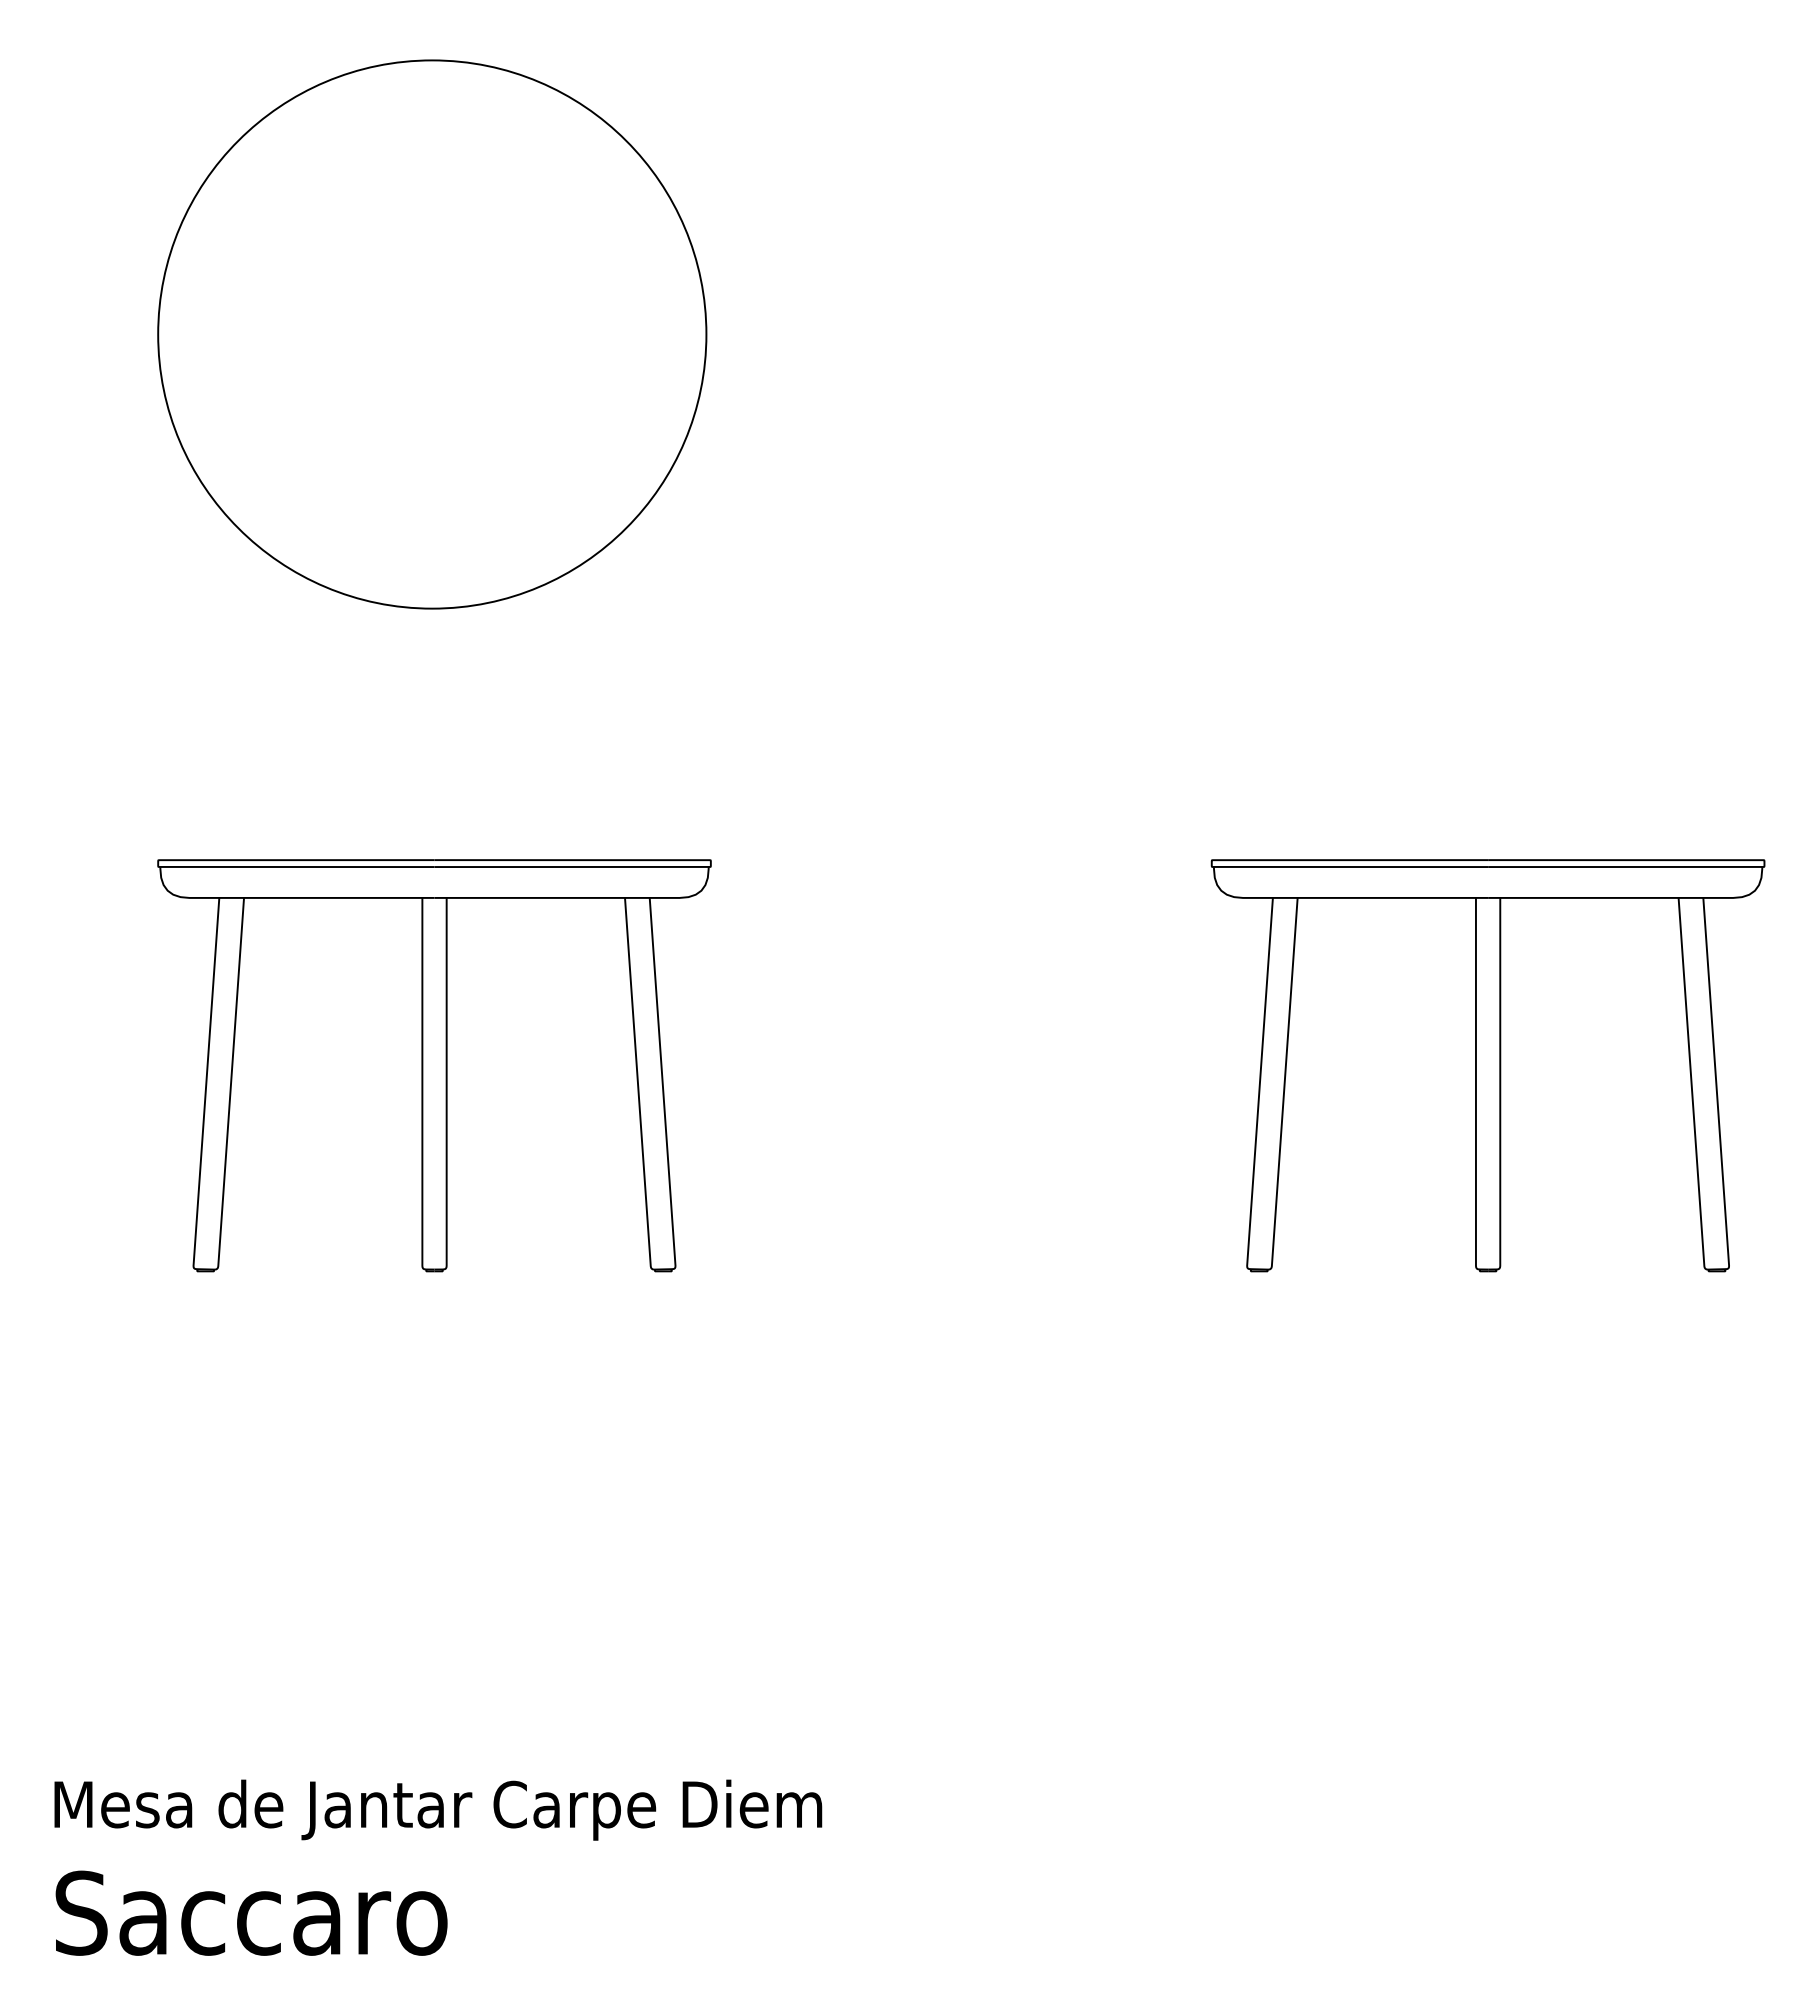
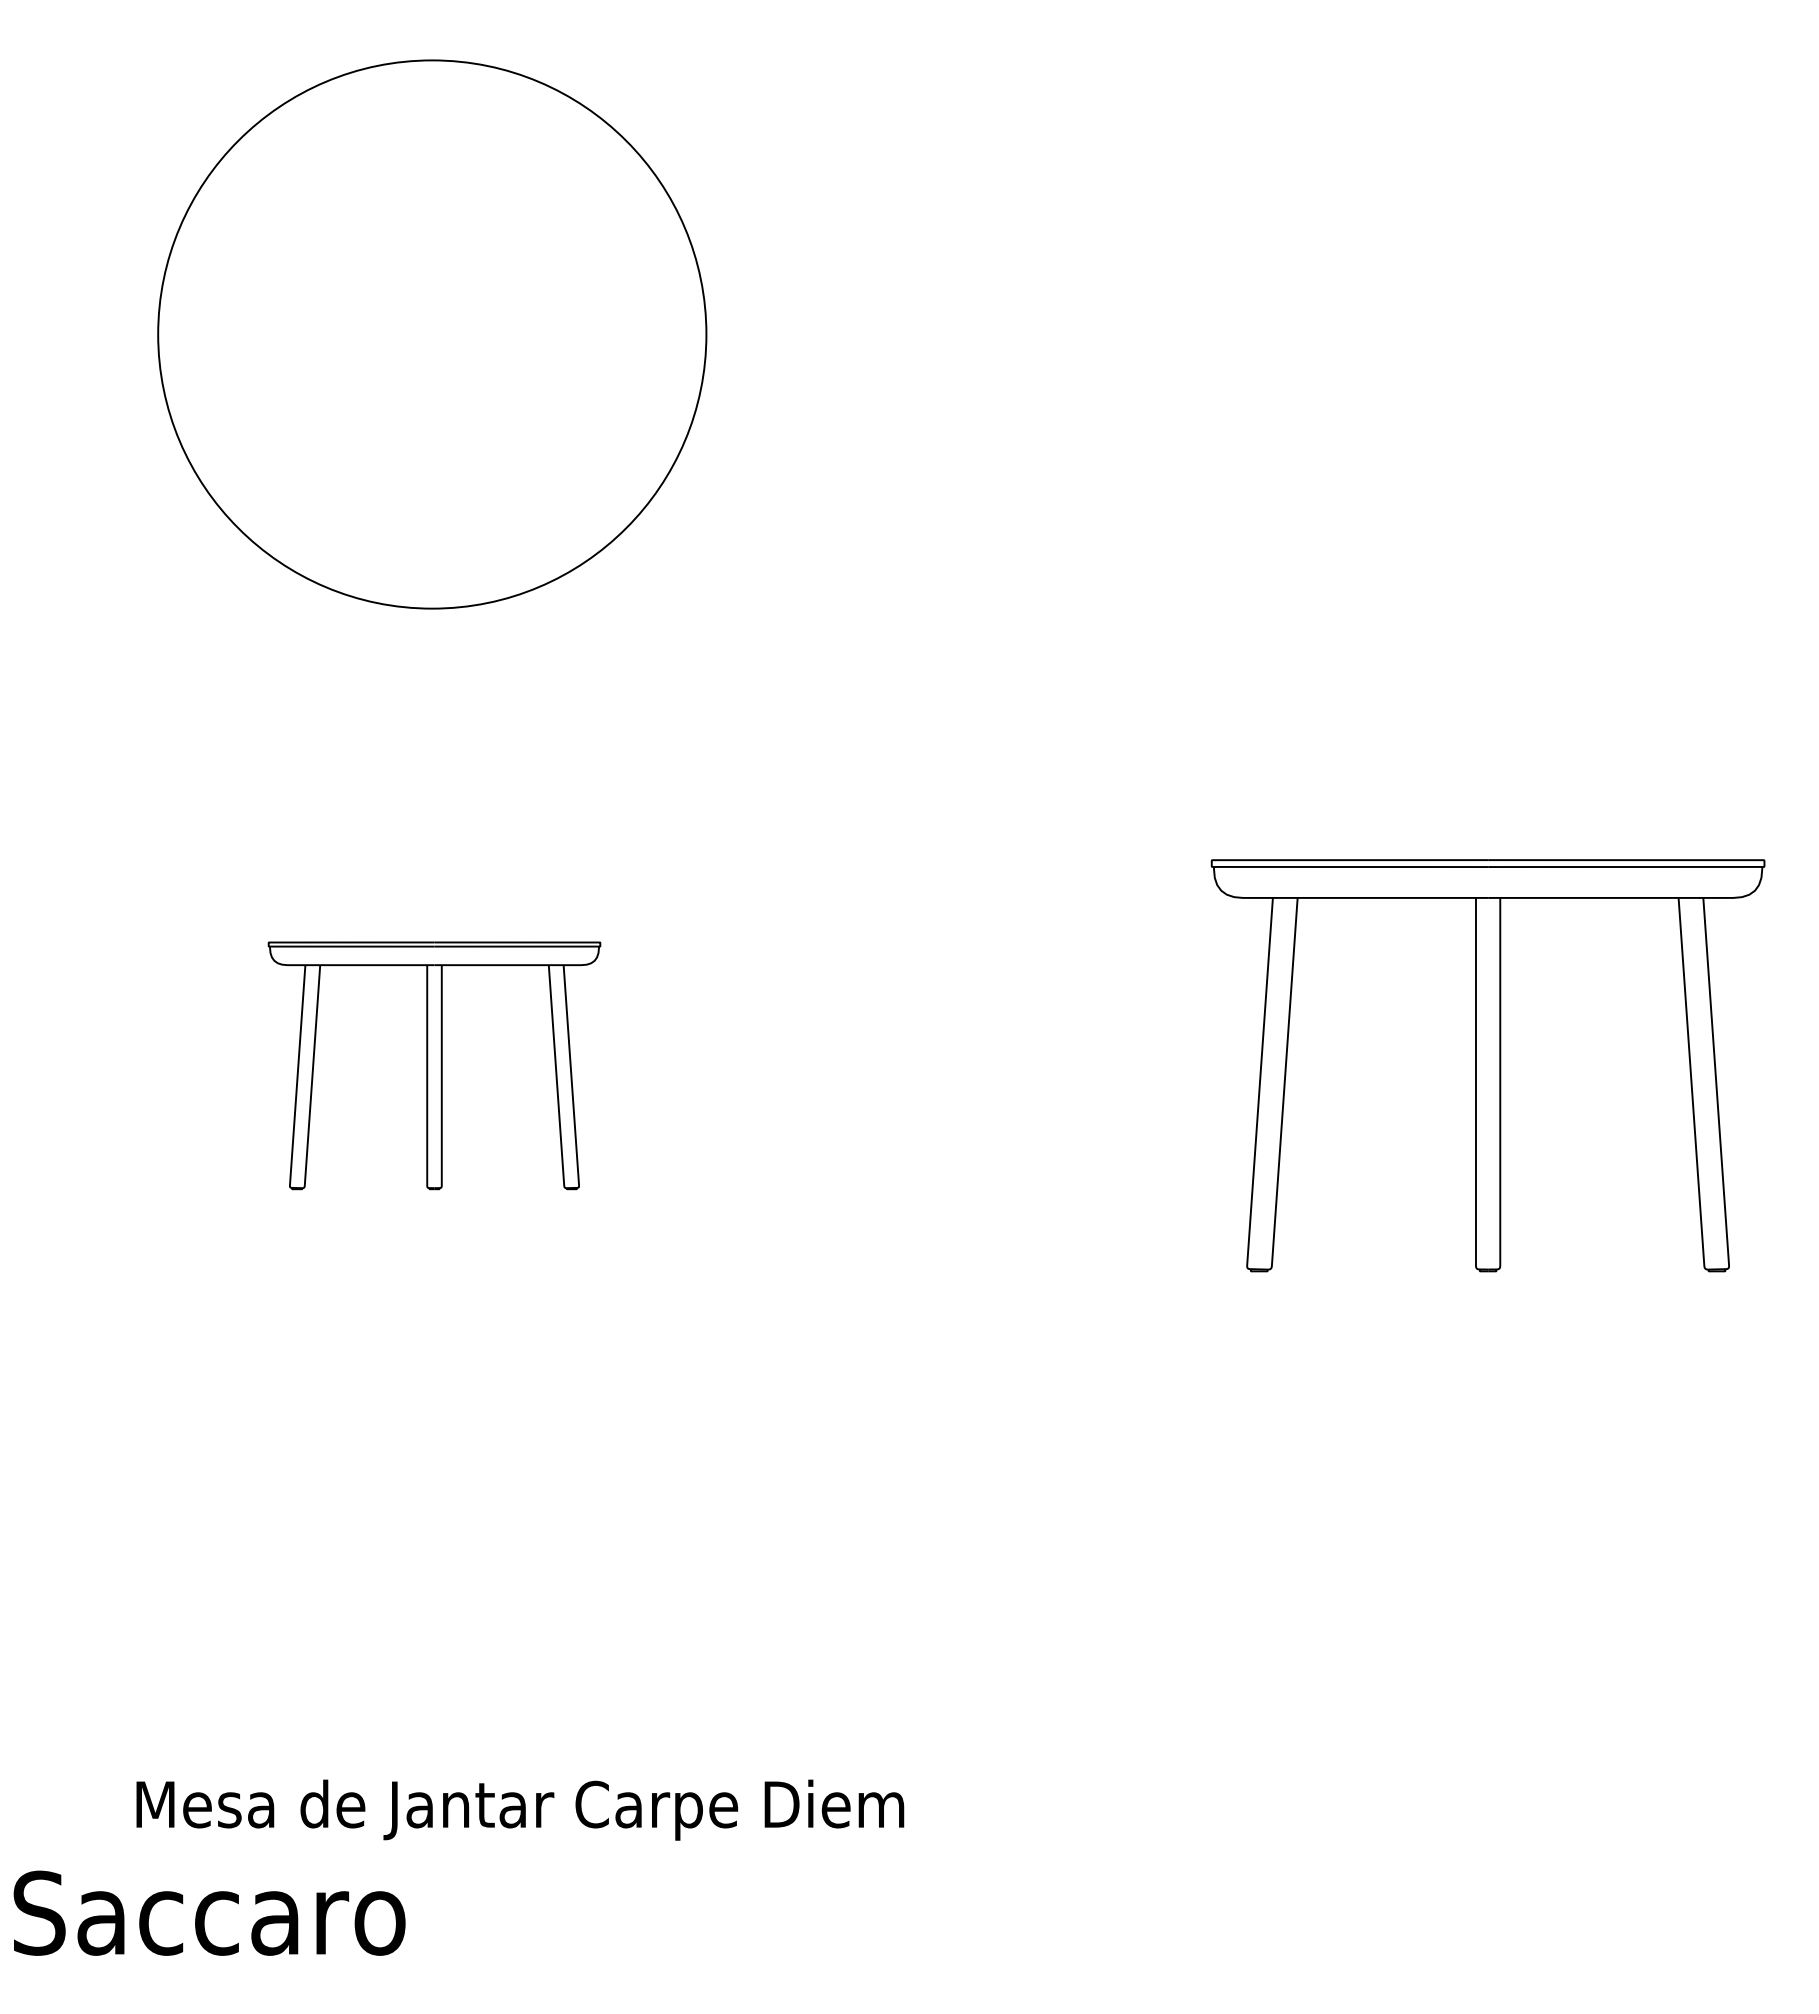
part size: 555x414 px -> 335x250 px (434, 1065)
text position: (438, 1809) -> (520, 1809) (520, 1809)
text position: (251, 1912) -> (209, 1912) (209, 1912)
